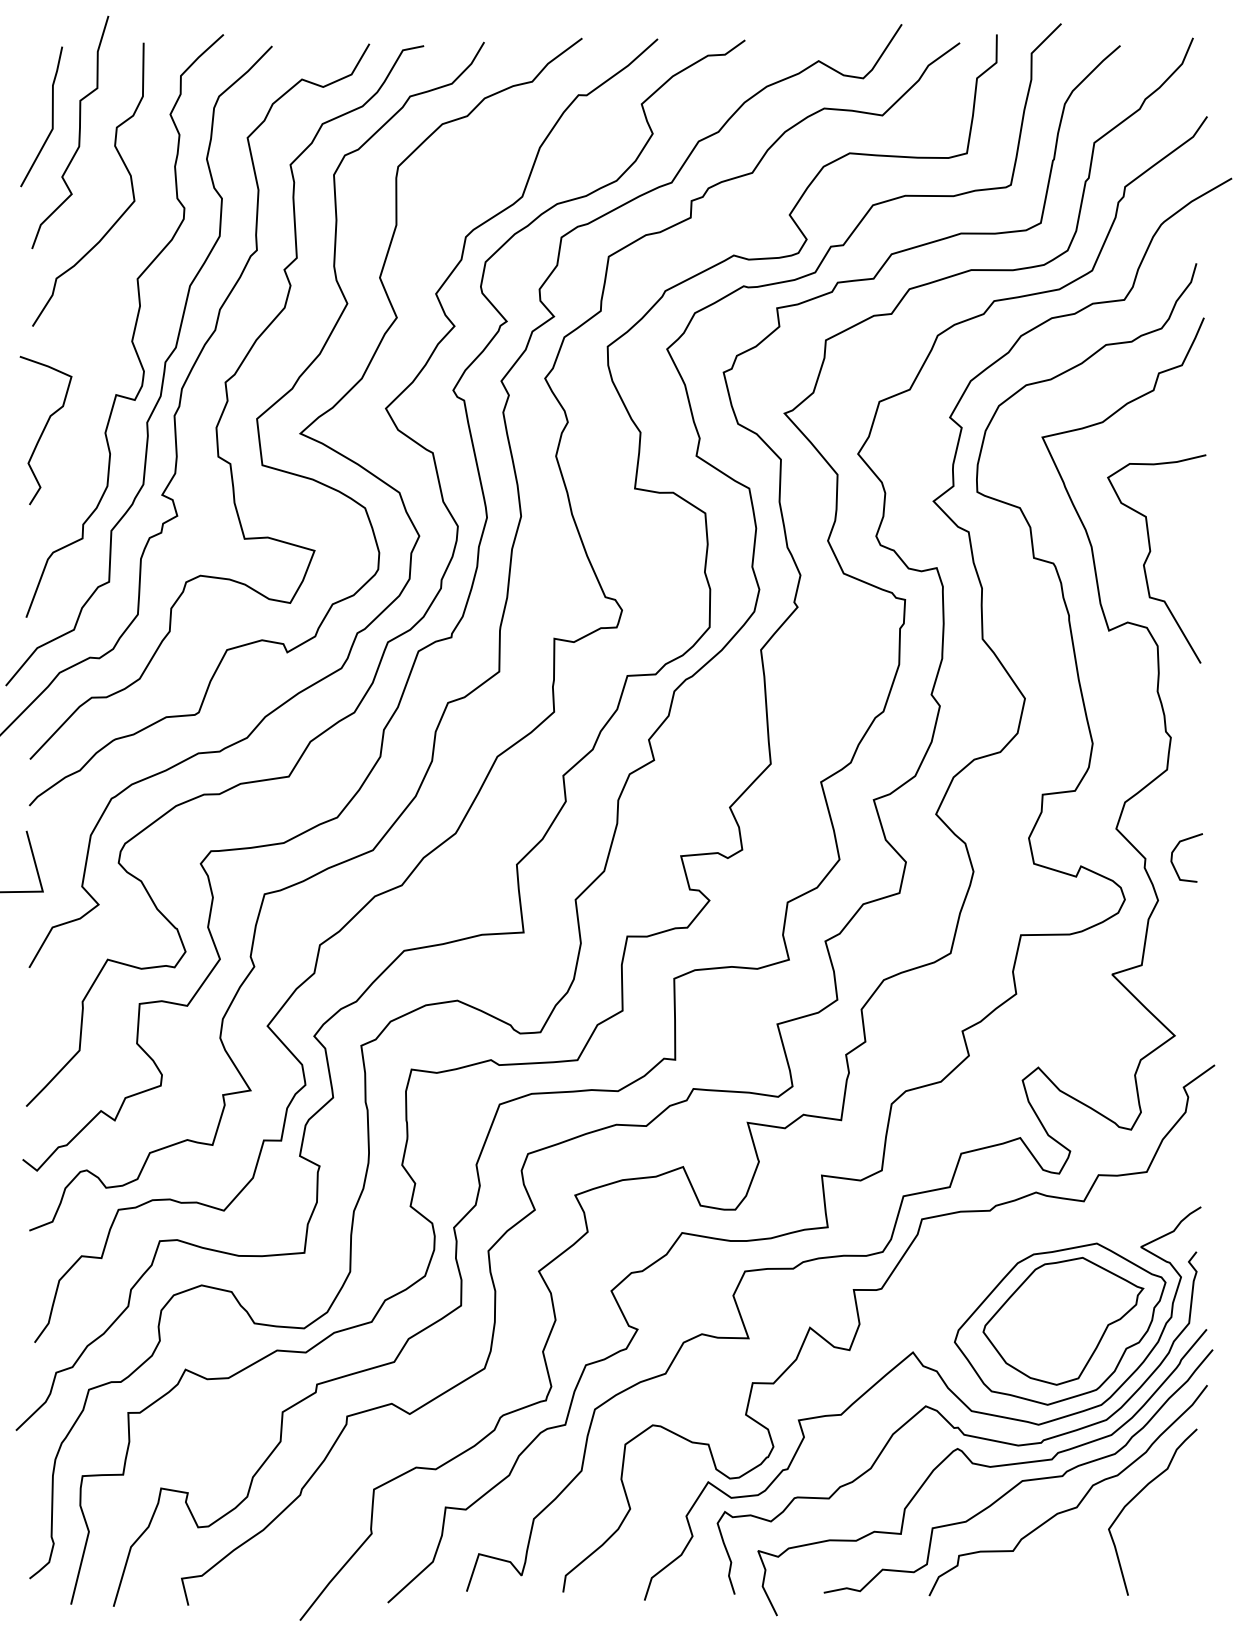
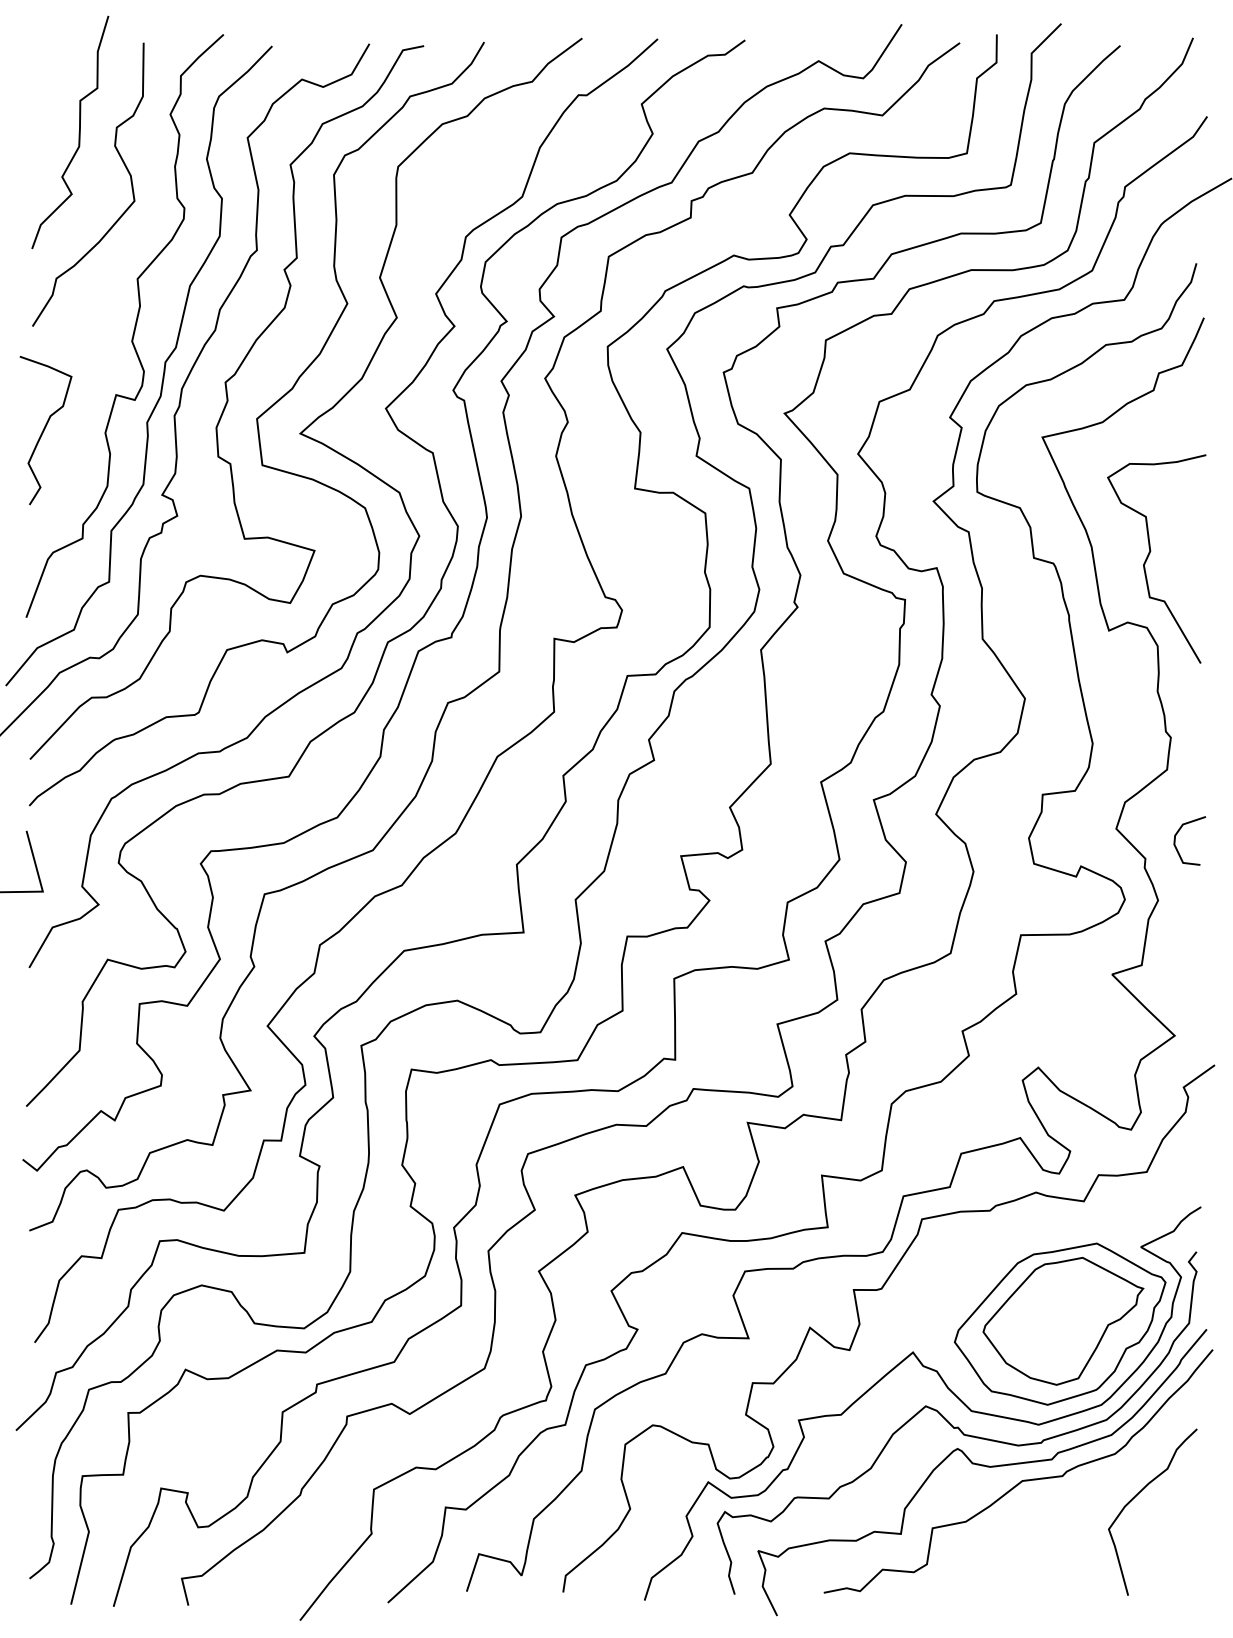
curve: present -> none (51, 116)
curve position: (1174, 851) -> (1177, 834) (1177, 834)
curve: present -> none (1080, 1500)
